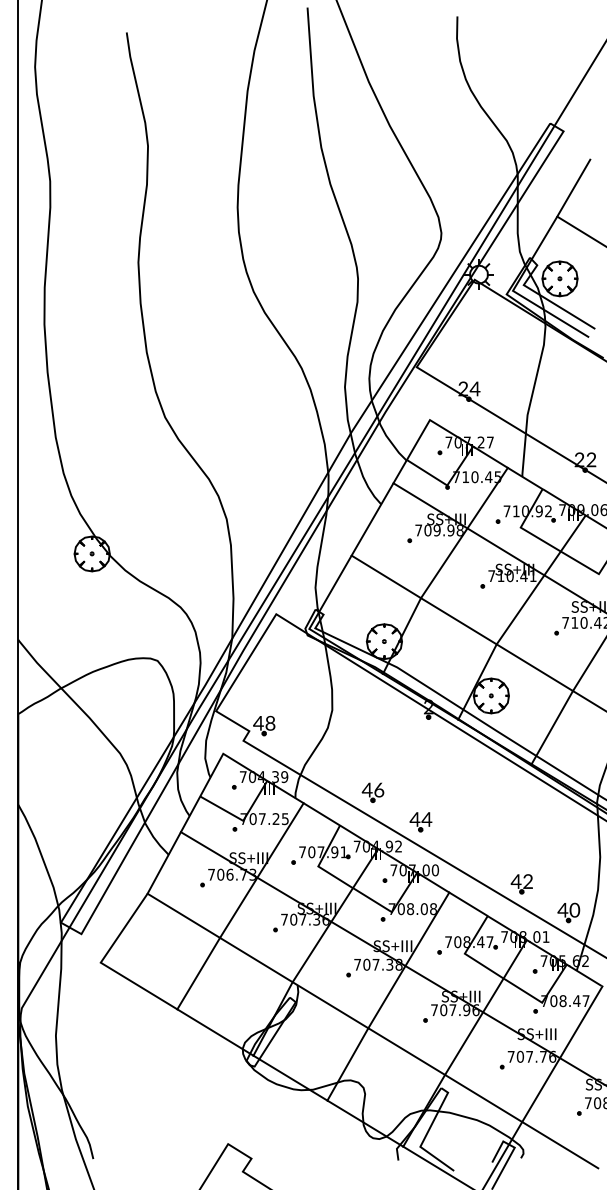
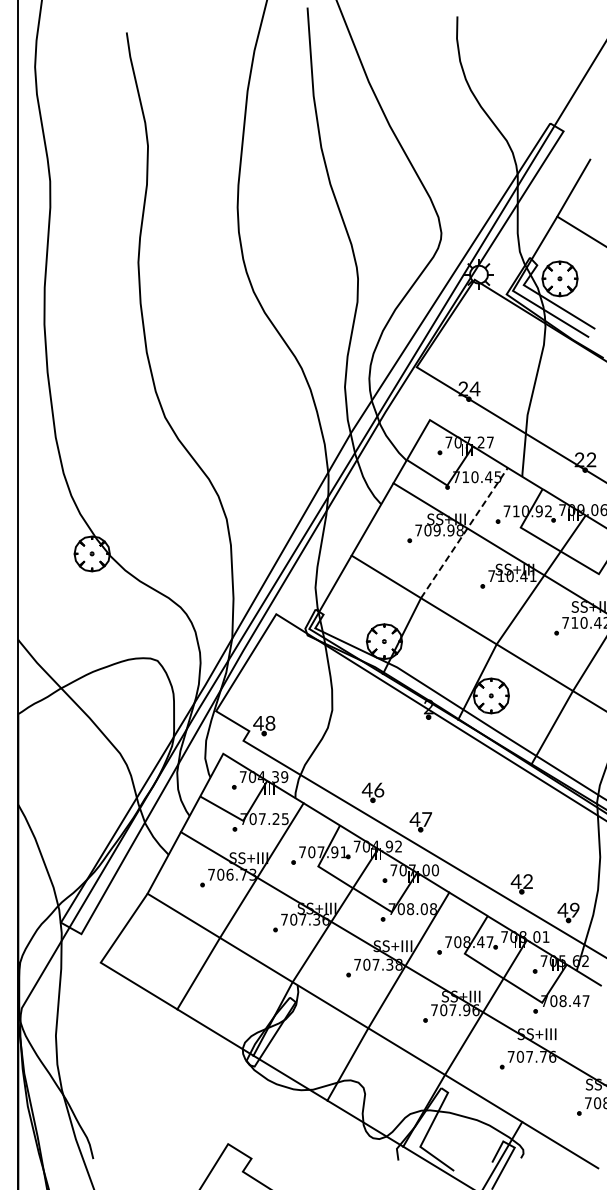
line: solid -> dashed (464, 532)
text: 44 -> 47 (426, 819)
text: 40 -> 49 (574, 910)
line: present -> none (562, 1054)
